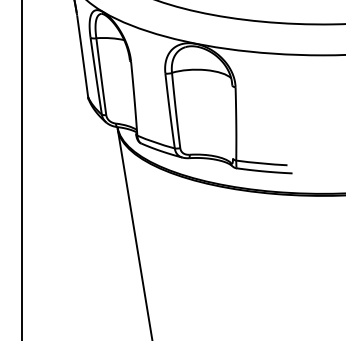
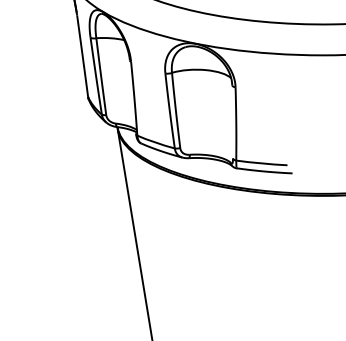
line: present -> none (21, 169)
